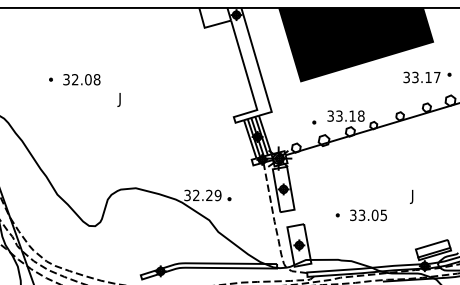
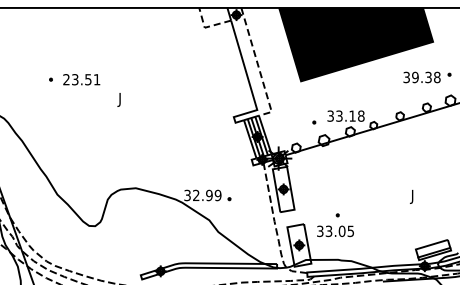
line: solid -> dashed (207, 27)
line: solid -> dashed (258, 67)
text: 33.17 -> 39.38 (426, 77)
text: 32.08 -> 23.51 (81, 79)
text: 32.29 -> 32.99 (209, 195)
text position: (368, 215) -> (335, 231) (335, 231)
